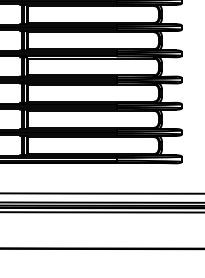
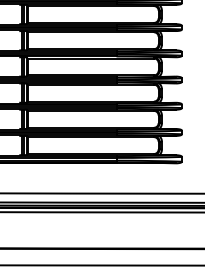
line: none -> present (101, 265)
